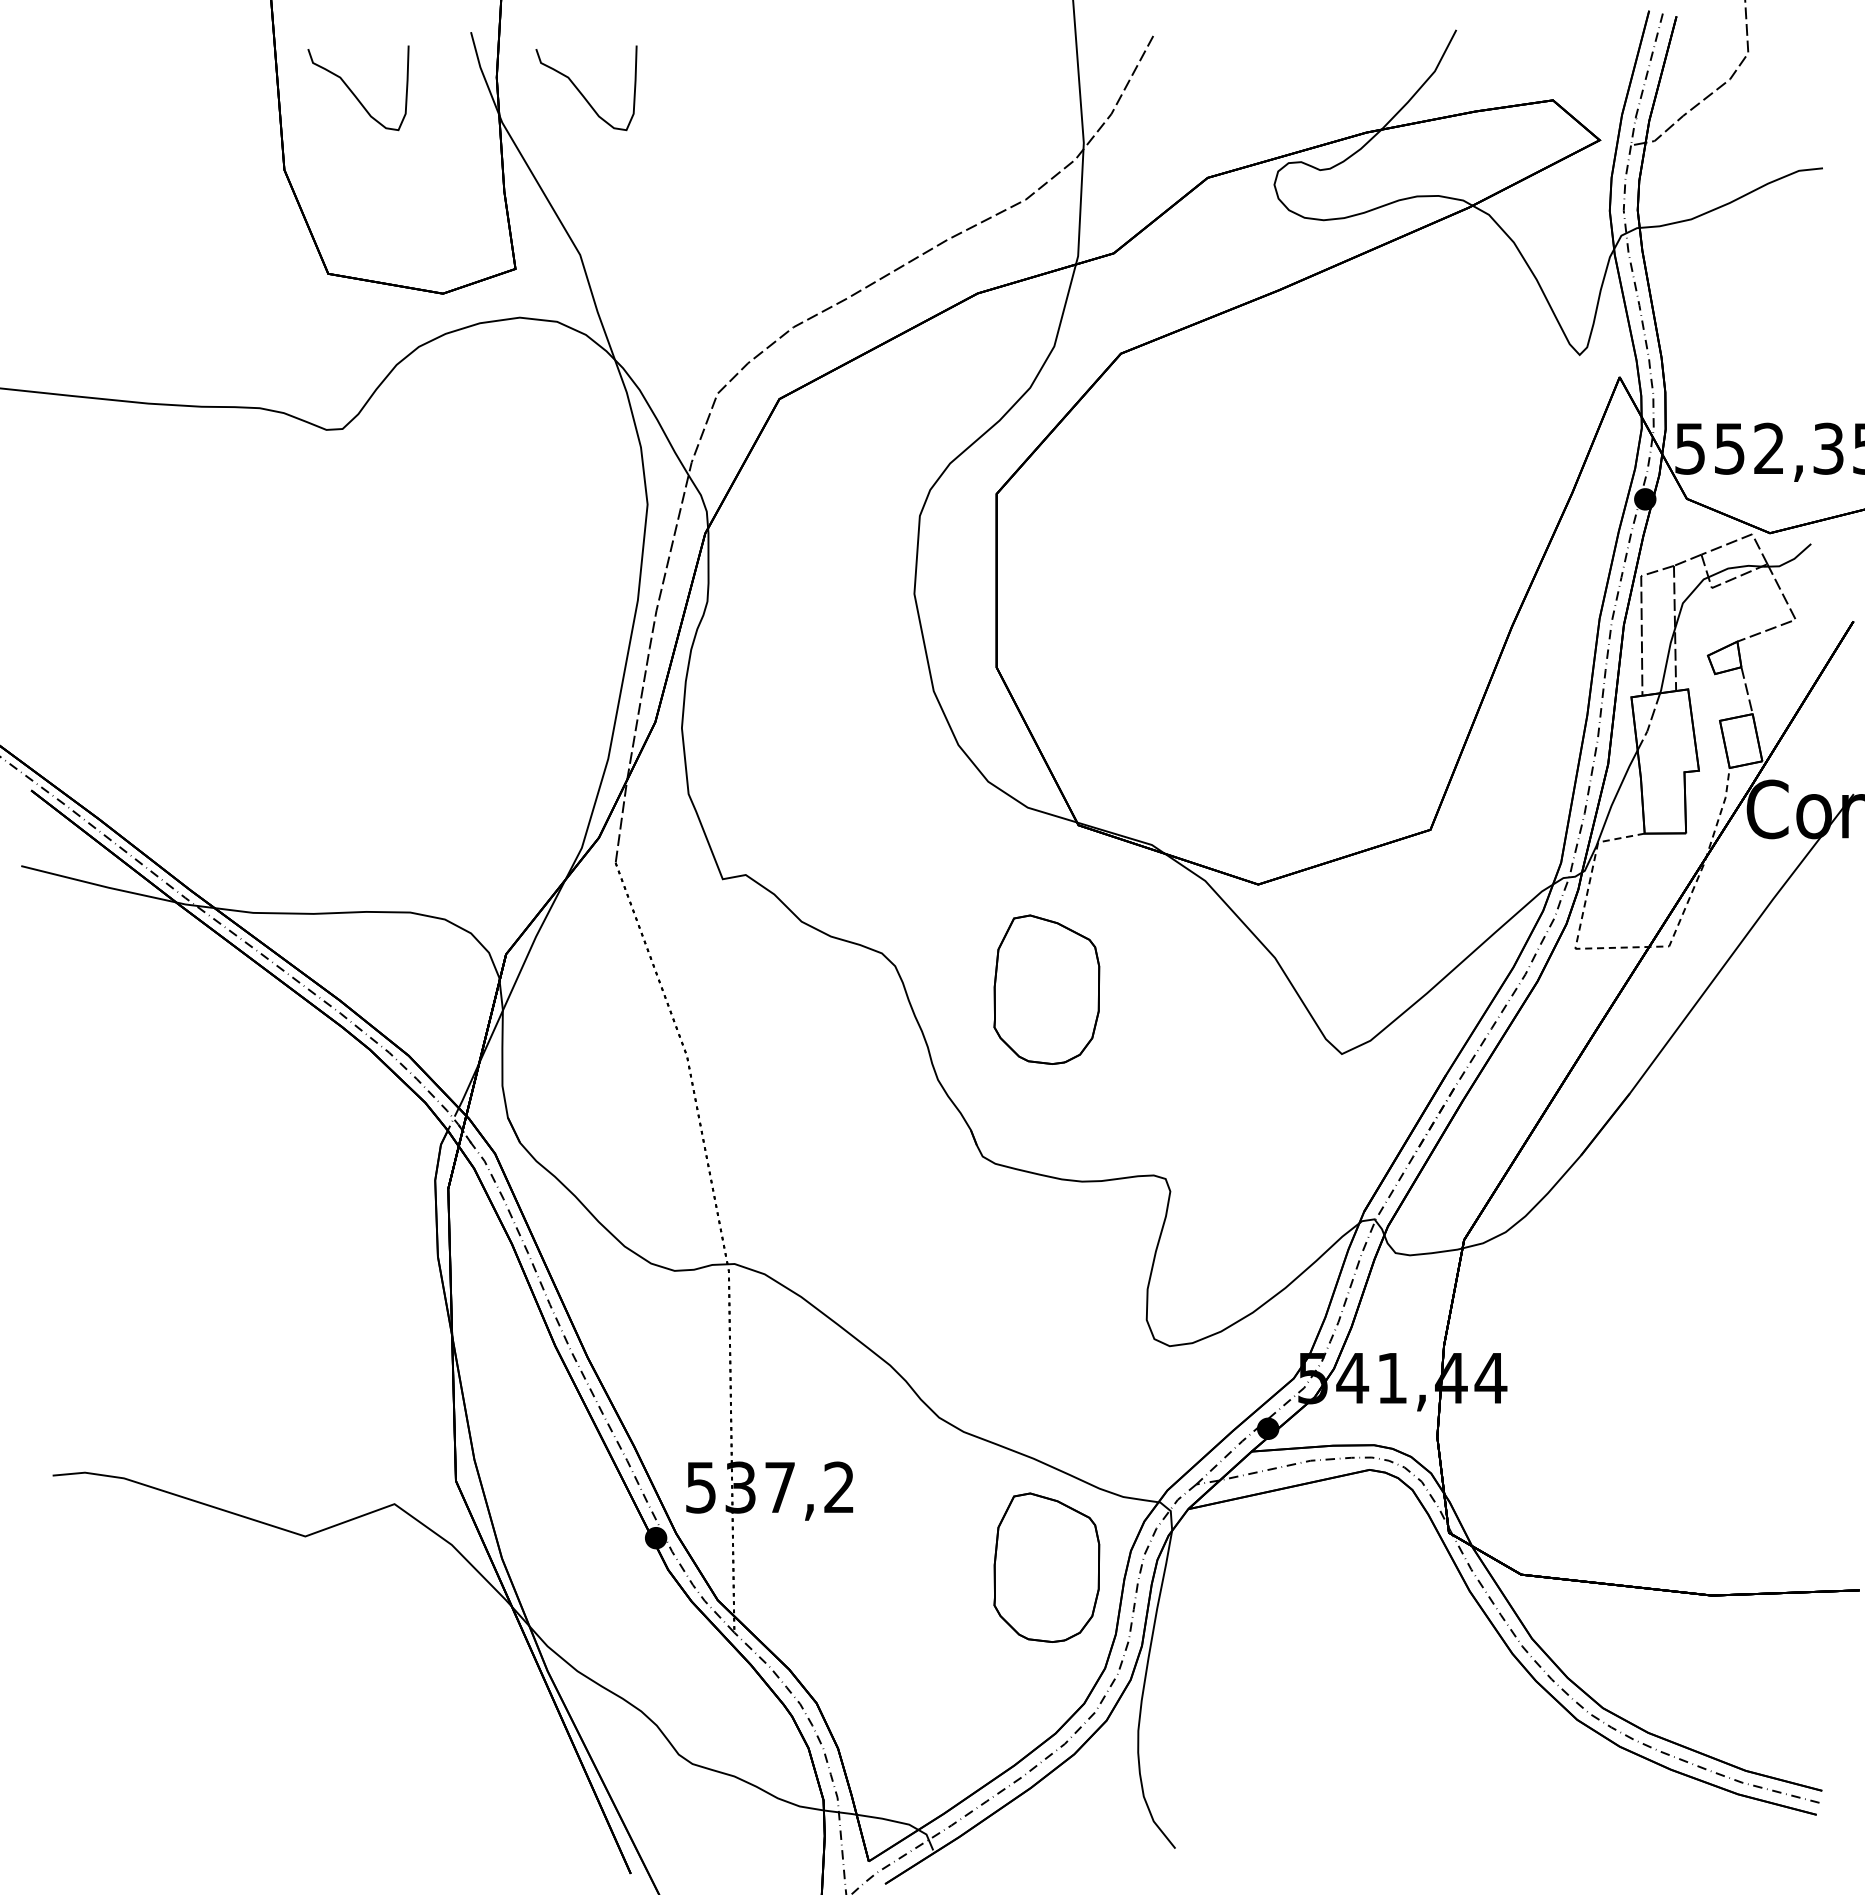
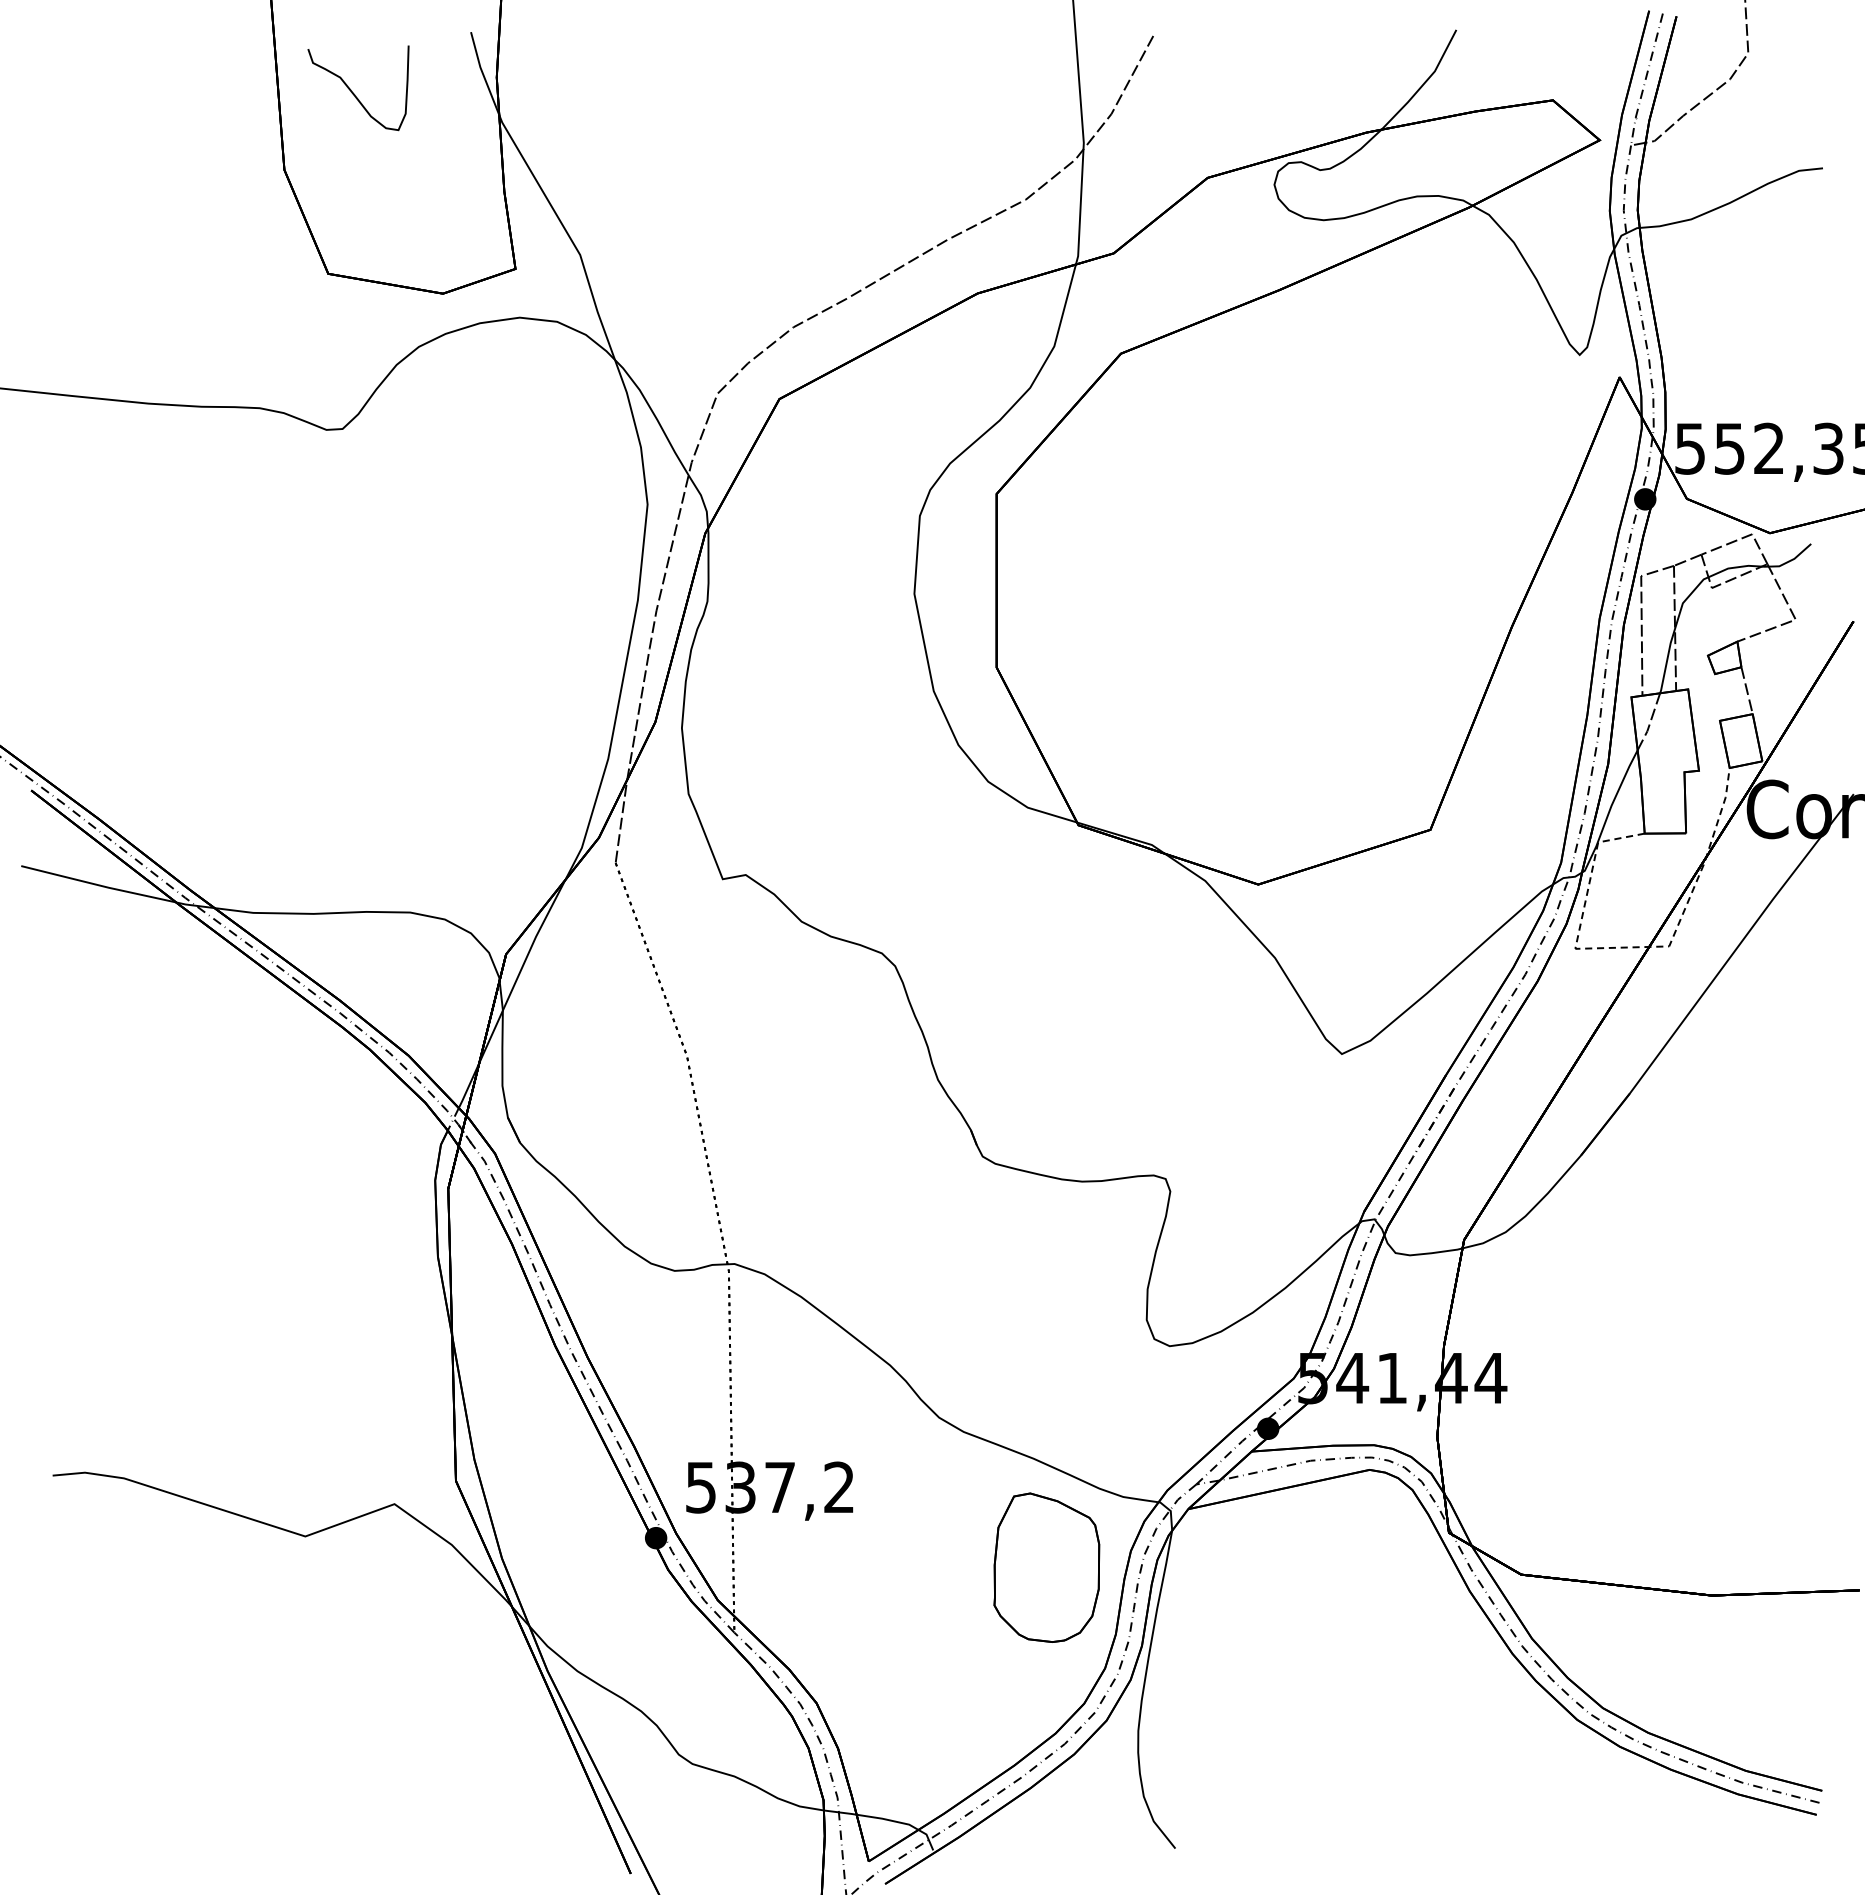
curve: present -> none (581, 92)
part: present -> none (1046, 989)
